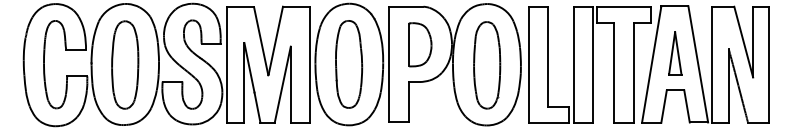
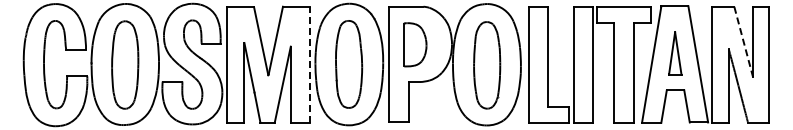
line: solid -> dashed (743, 42)
part position: (420, 44) -> (415, 44) (415, 44)
line: solid -> dashed (309, 64)
